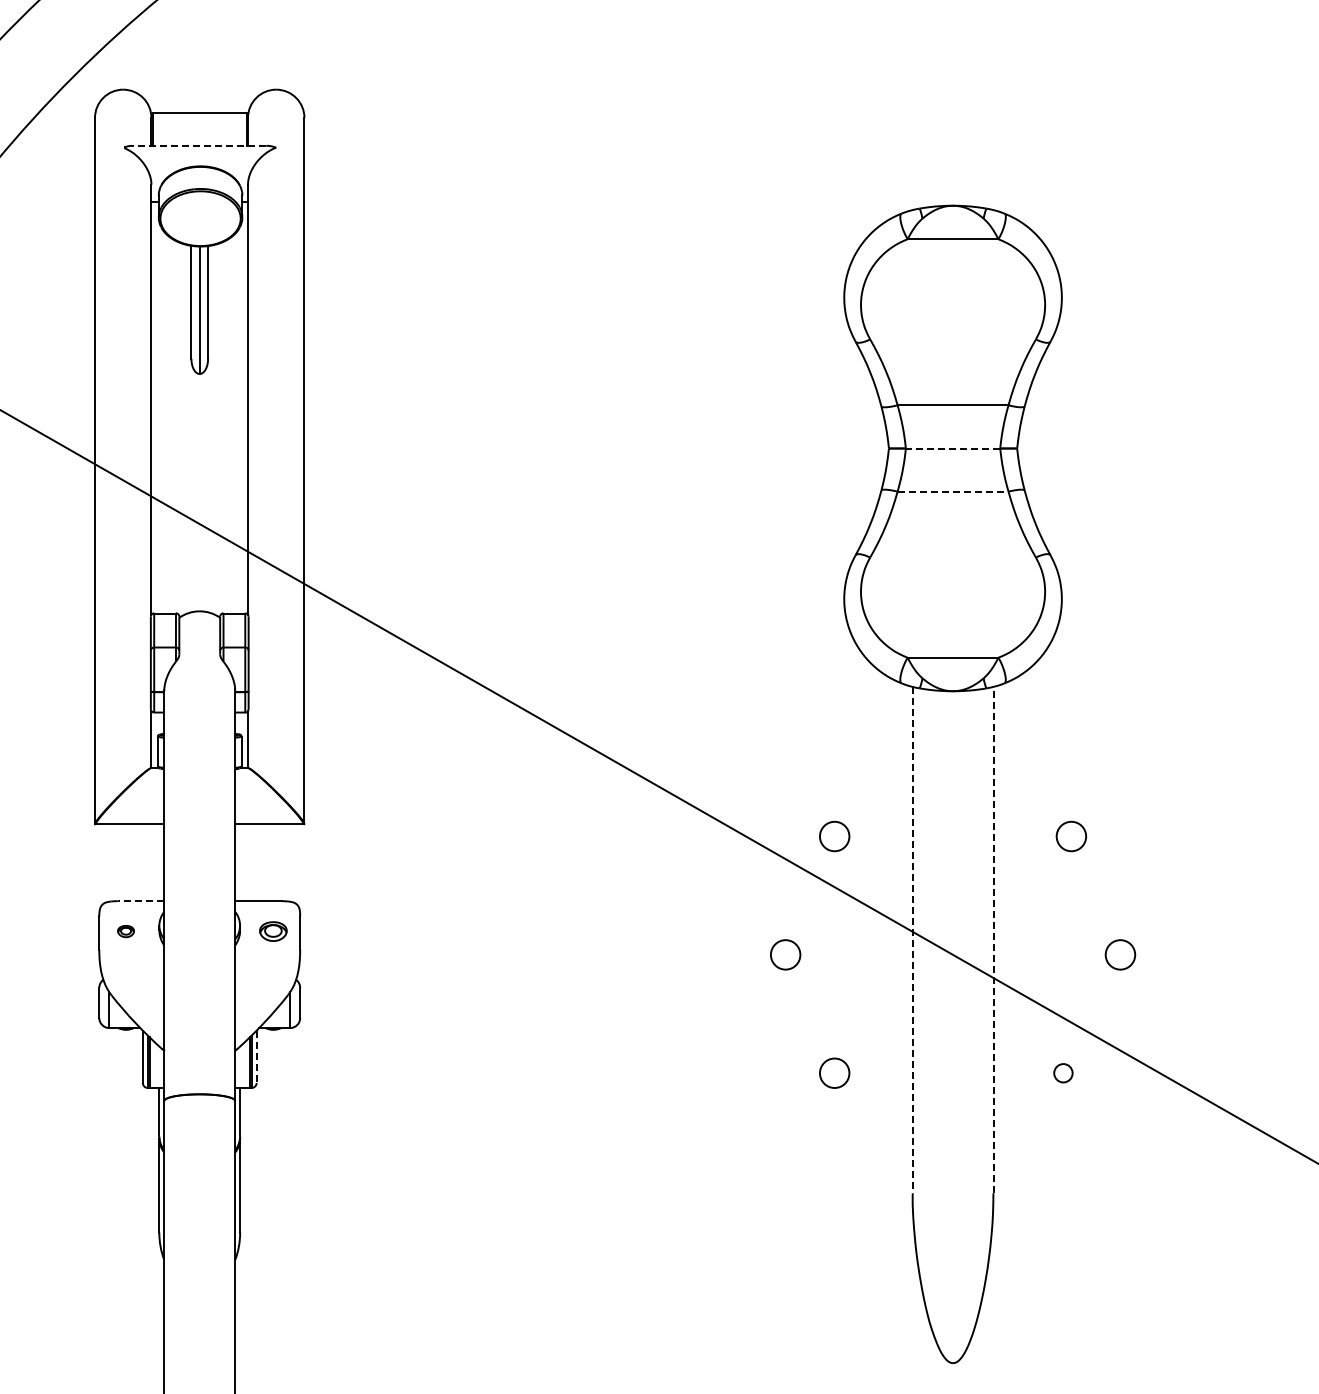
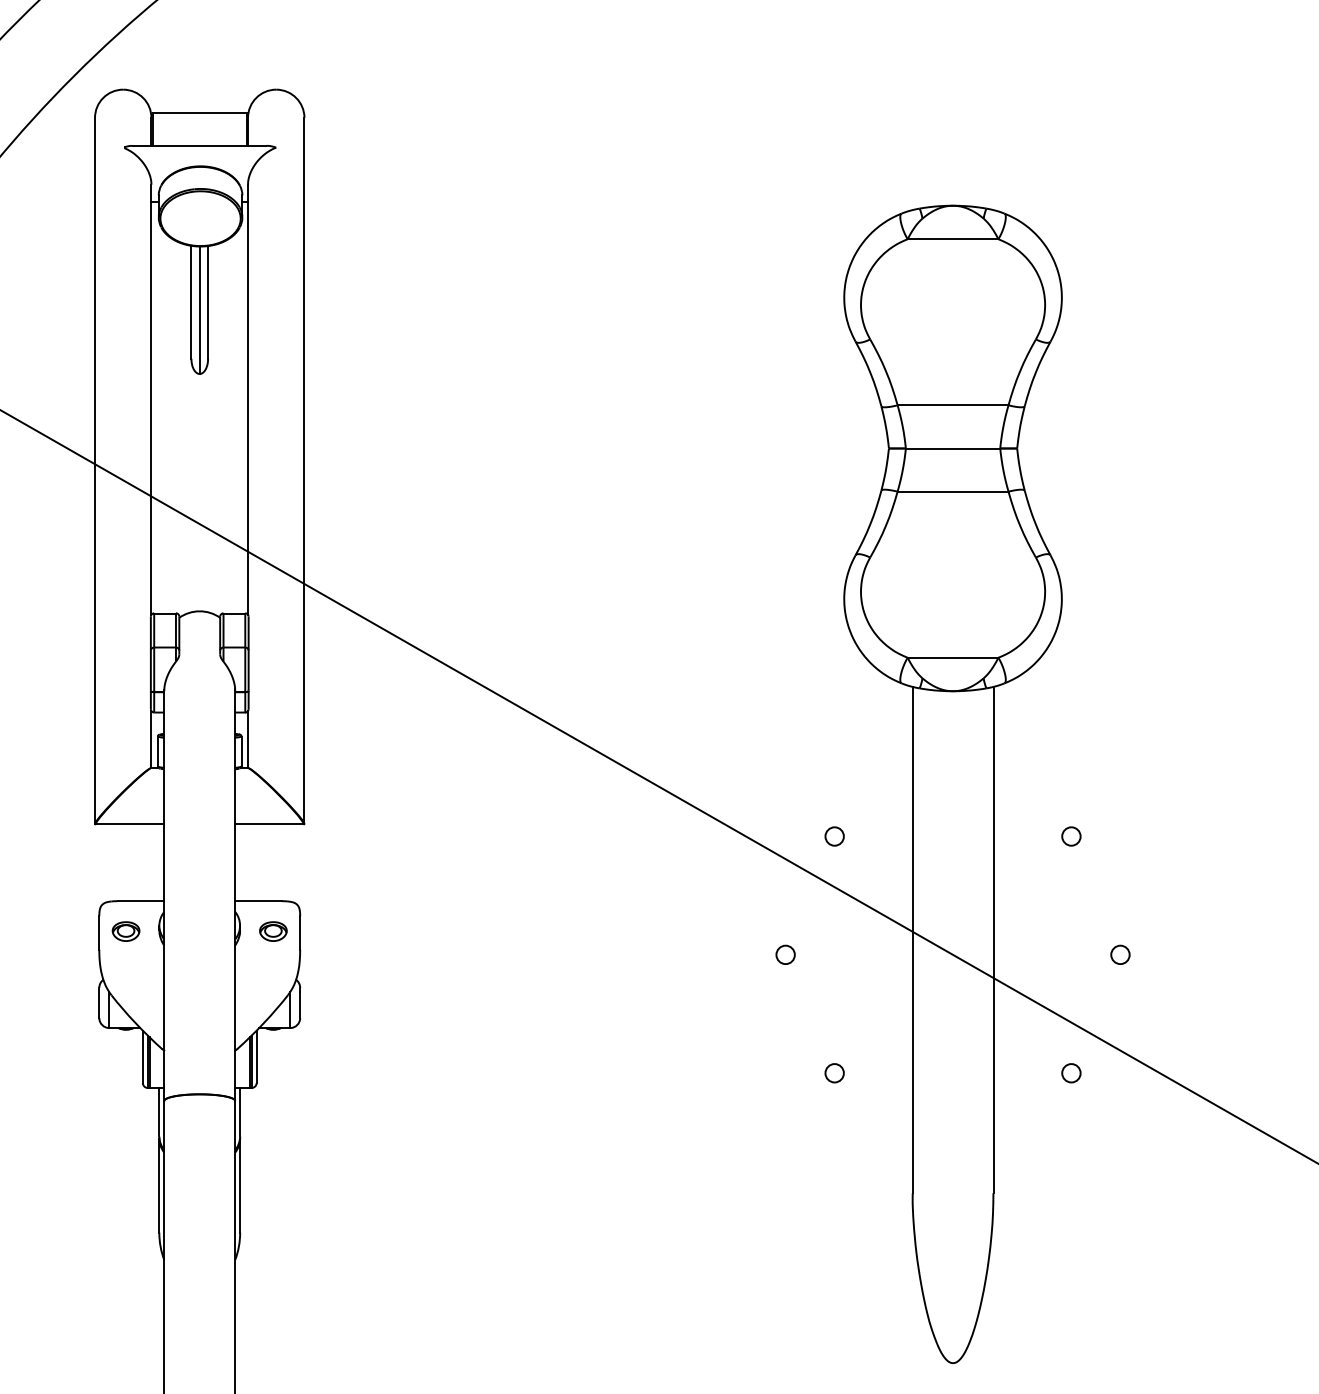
line: dashed -> solid (199, 145)
line: dashed -> solid (952, 448)
line: dashed -> solid (953, 491)
circle diameter: 29 px -> 18 px (834, 836)
circle diameter: 29 px -> 18 px (1071, 836)
line: dashed -> solid (140, 901)
part size: 18x14 px -> 30x21 px (125, 931)
line: dashed -> solid (993, 939)
line: dashed -> solid (912, 940)
circle diameter: 29 px -> 18 px (785, 954)
circle diameter: 29 px -> 18 px (1120, 954)
line: dashed -> solid (256, 1057)
circle diameter: 29 px -> 18 px (834, 1073)
circle position: (1063, 1073) -> (1071, 1073) (1071, 1073)
